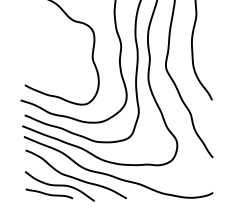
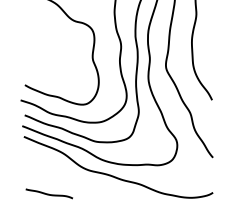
part: present -> none (75, 175)
